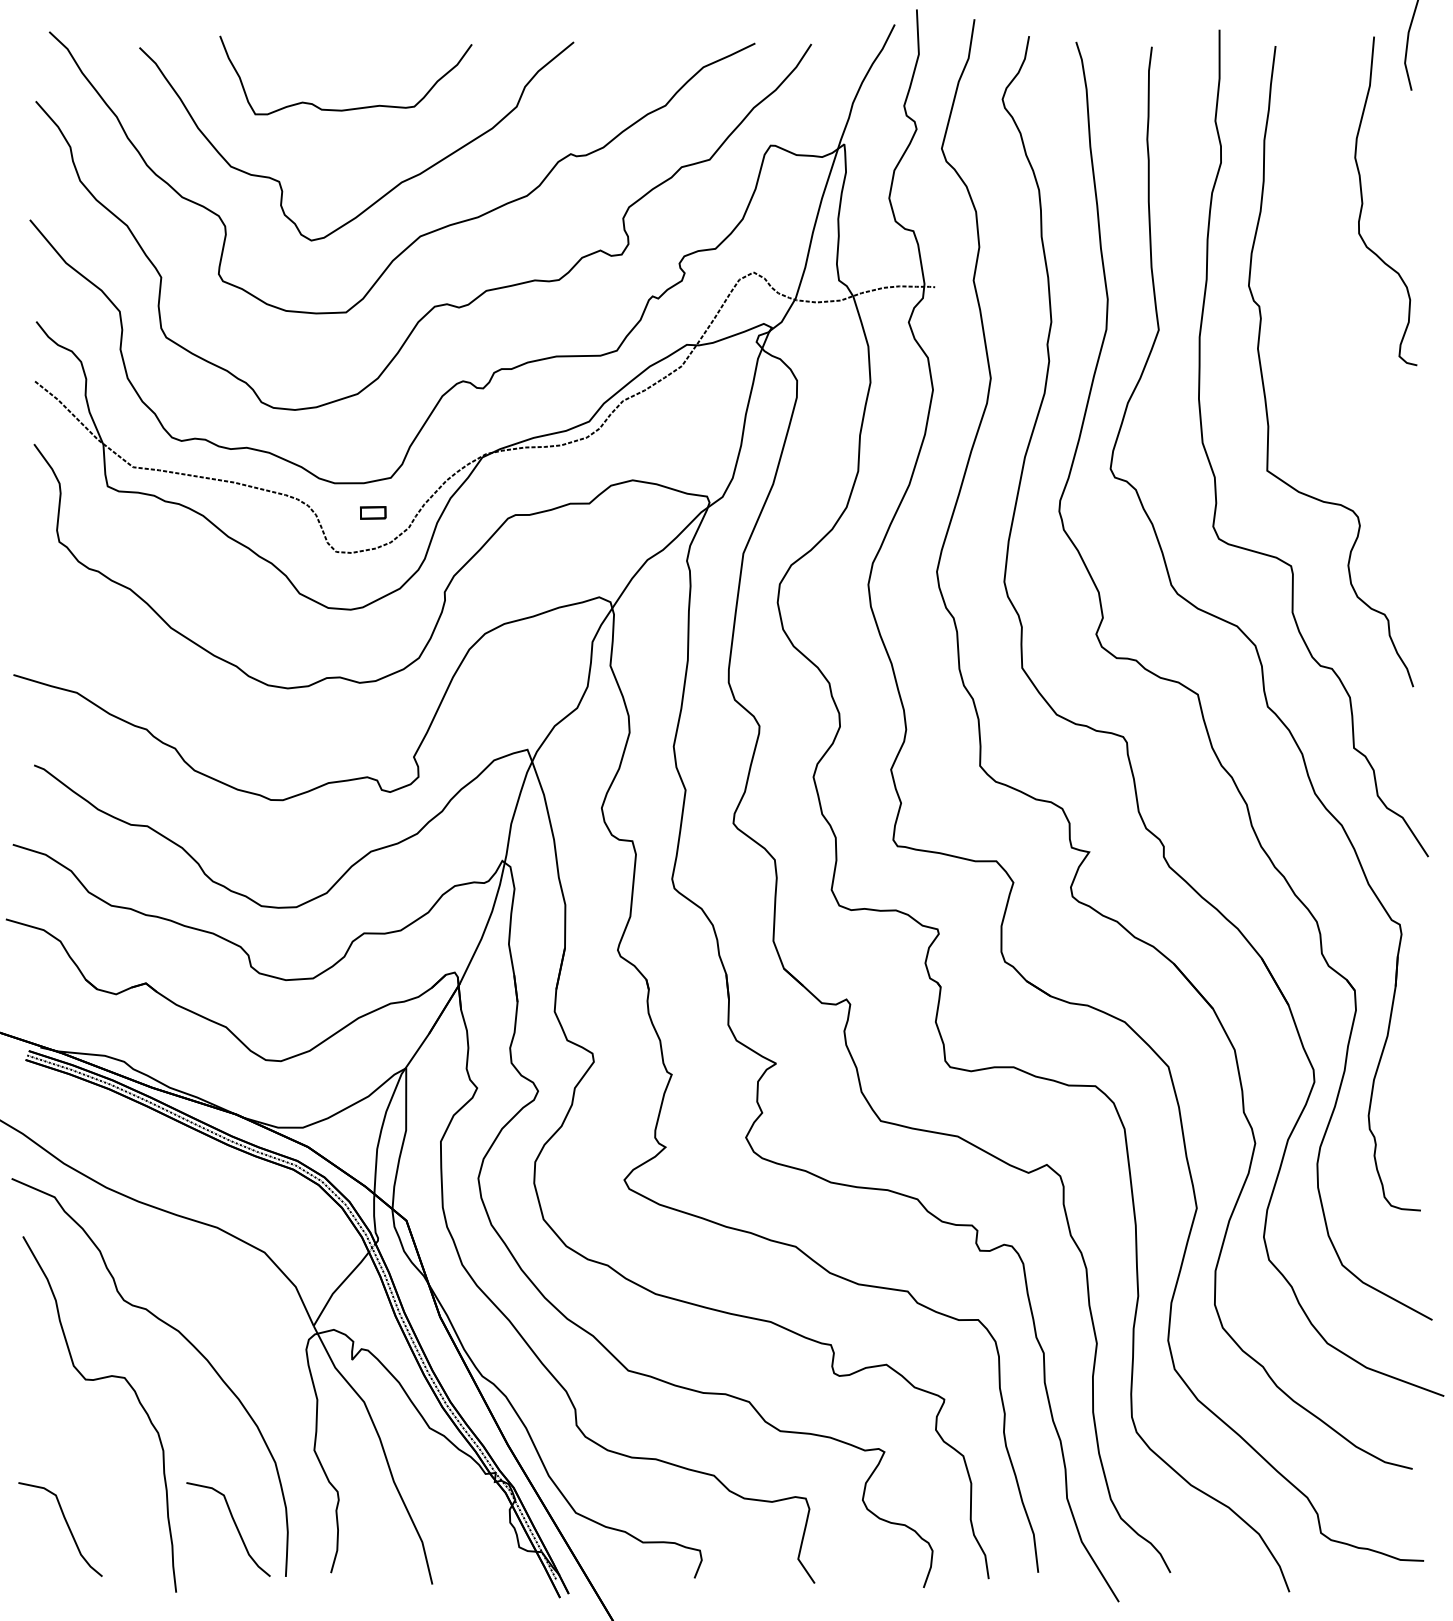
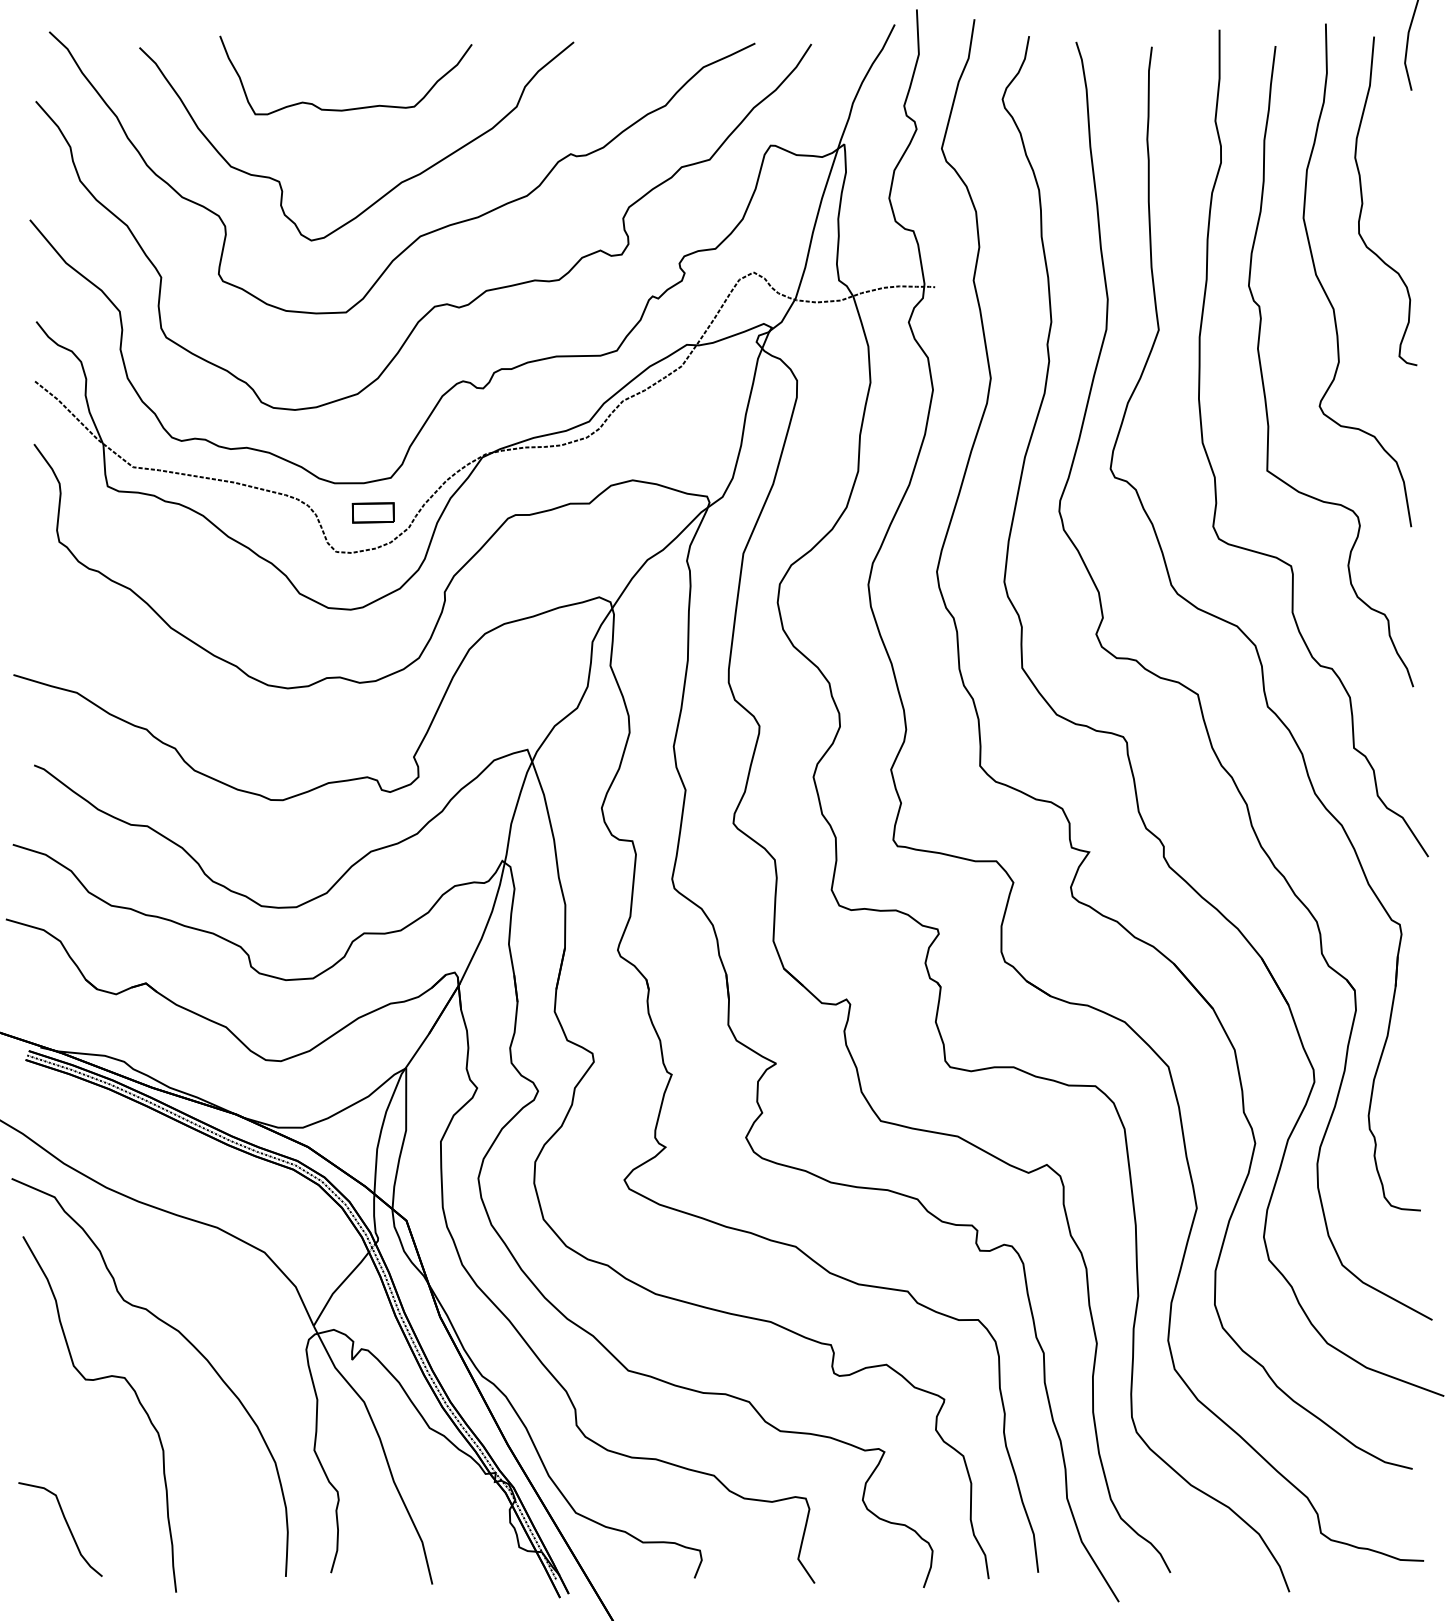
part: none -> present (1325, 290)
part size: 27x14 px -> 44x22 px (372, 512)
curve: present -> none (235, 1526)
